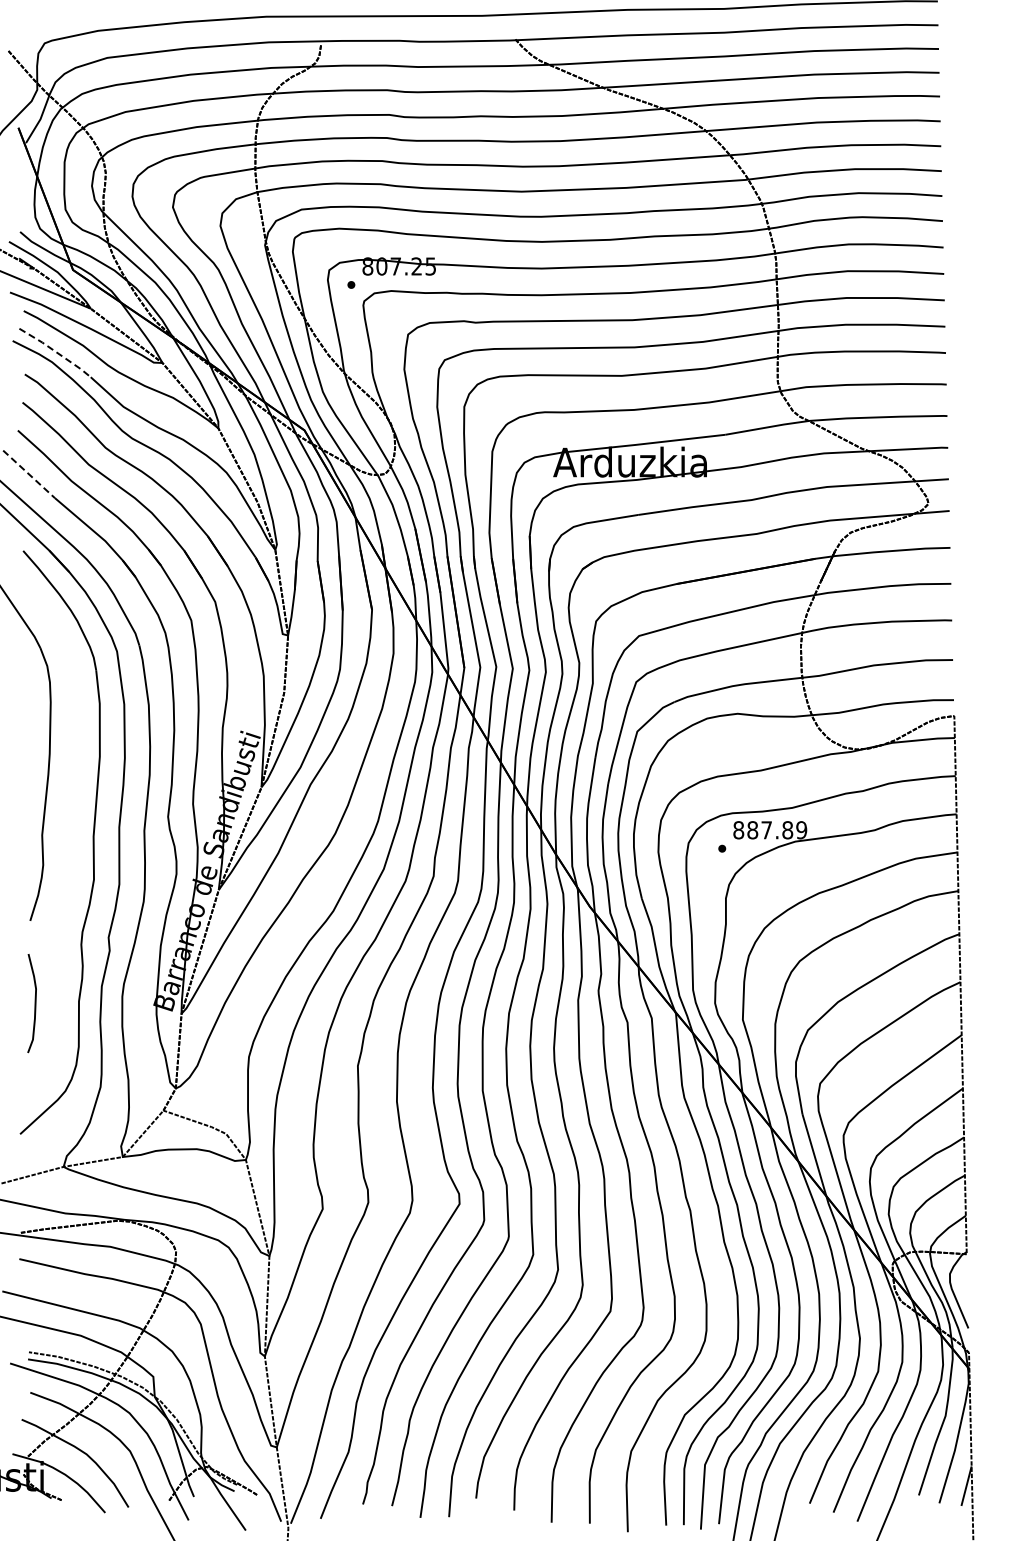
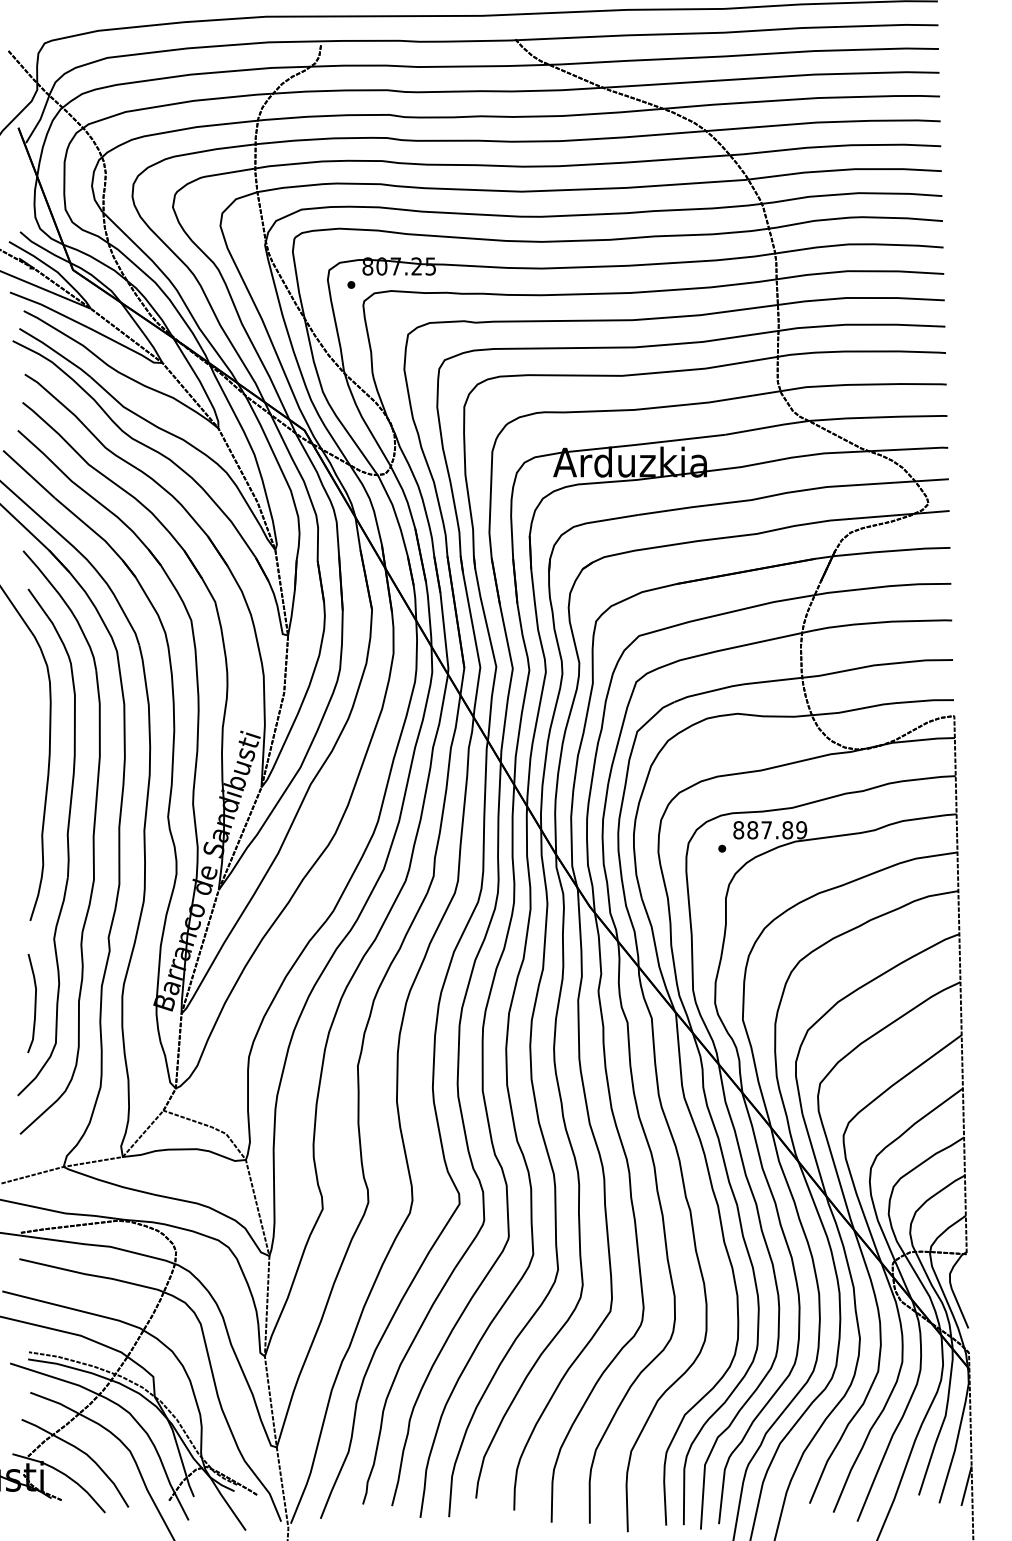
line: dashed -> solid (56, 352)
line: dashed -> solid (29, 474)
part: none -> present (67, 842)
